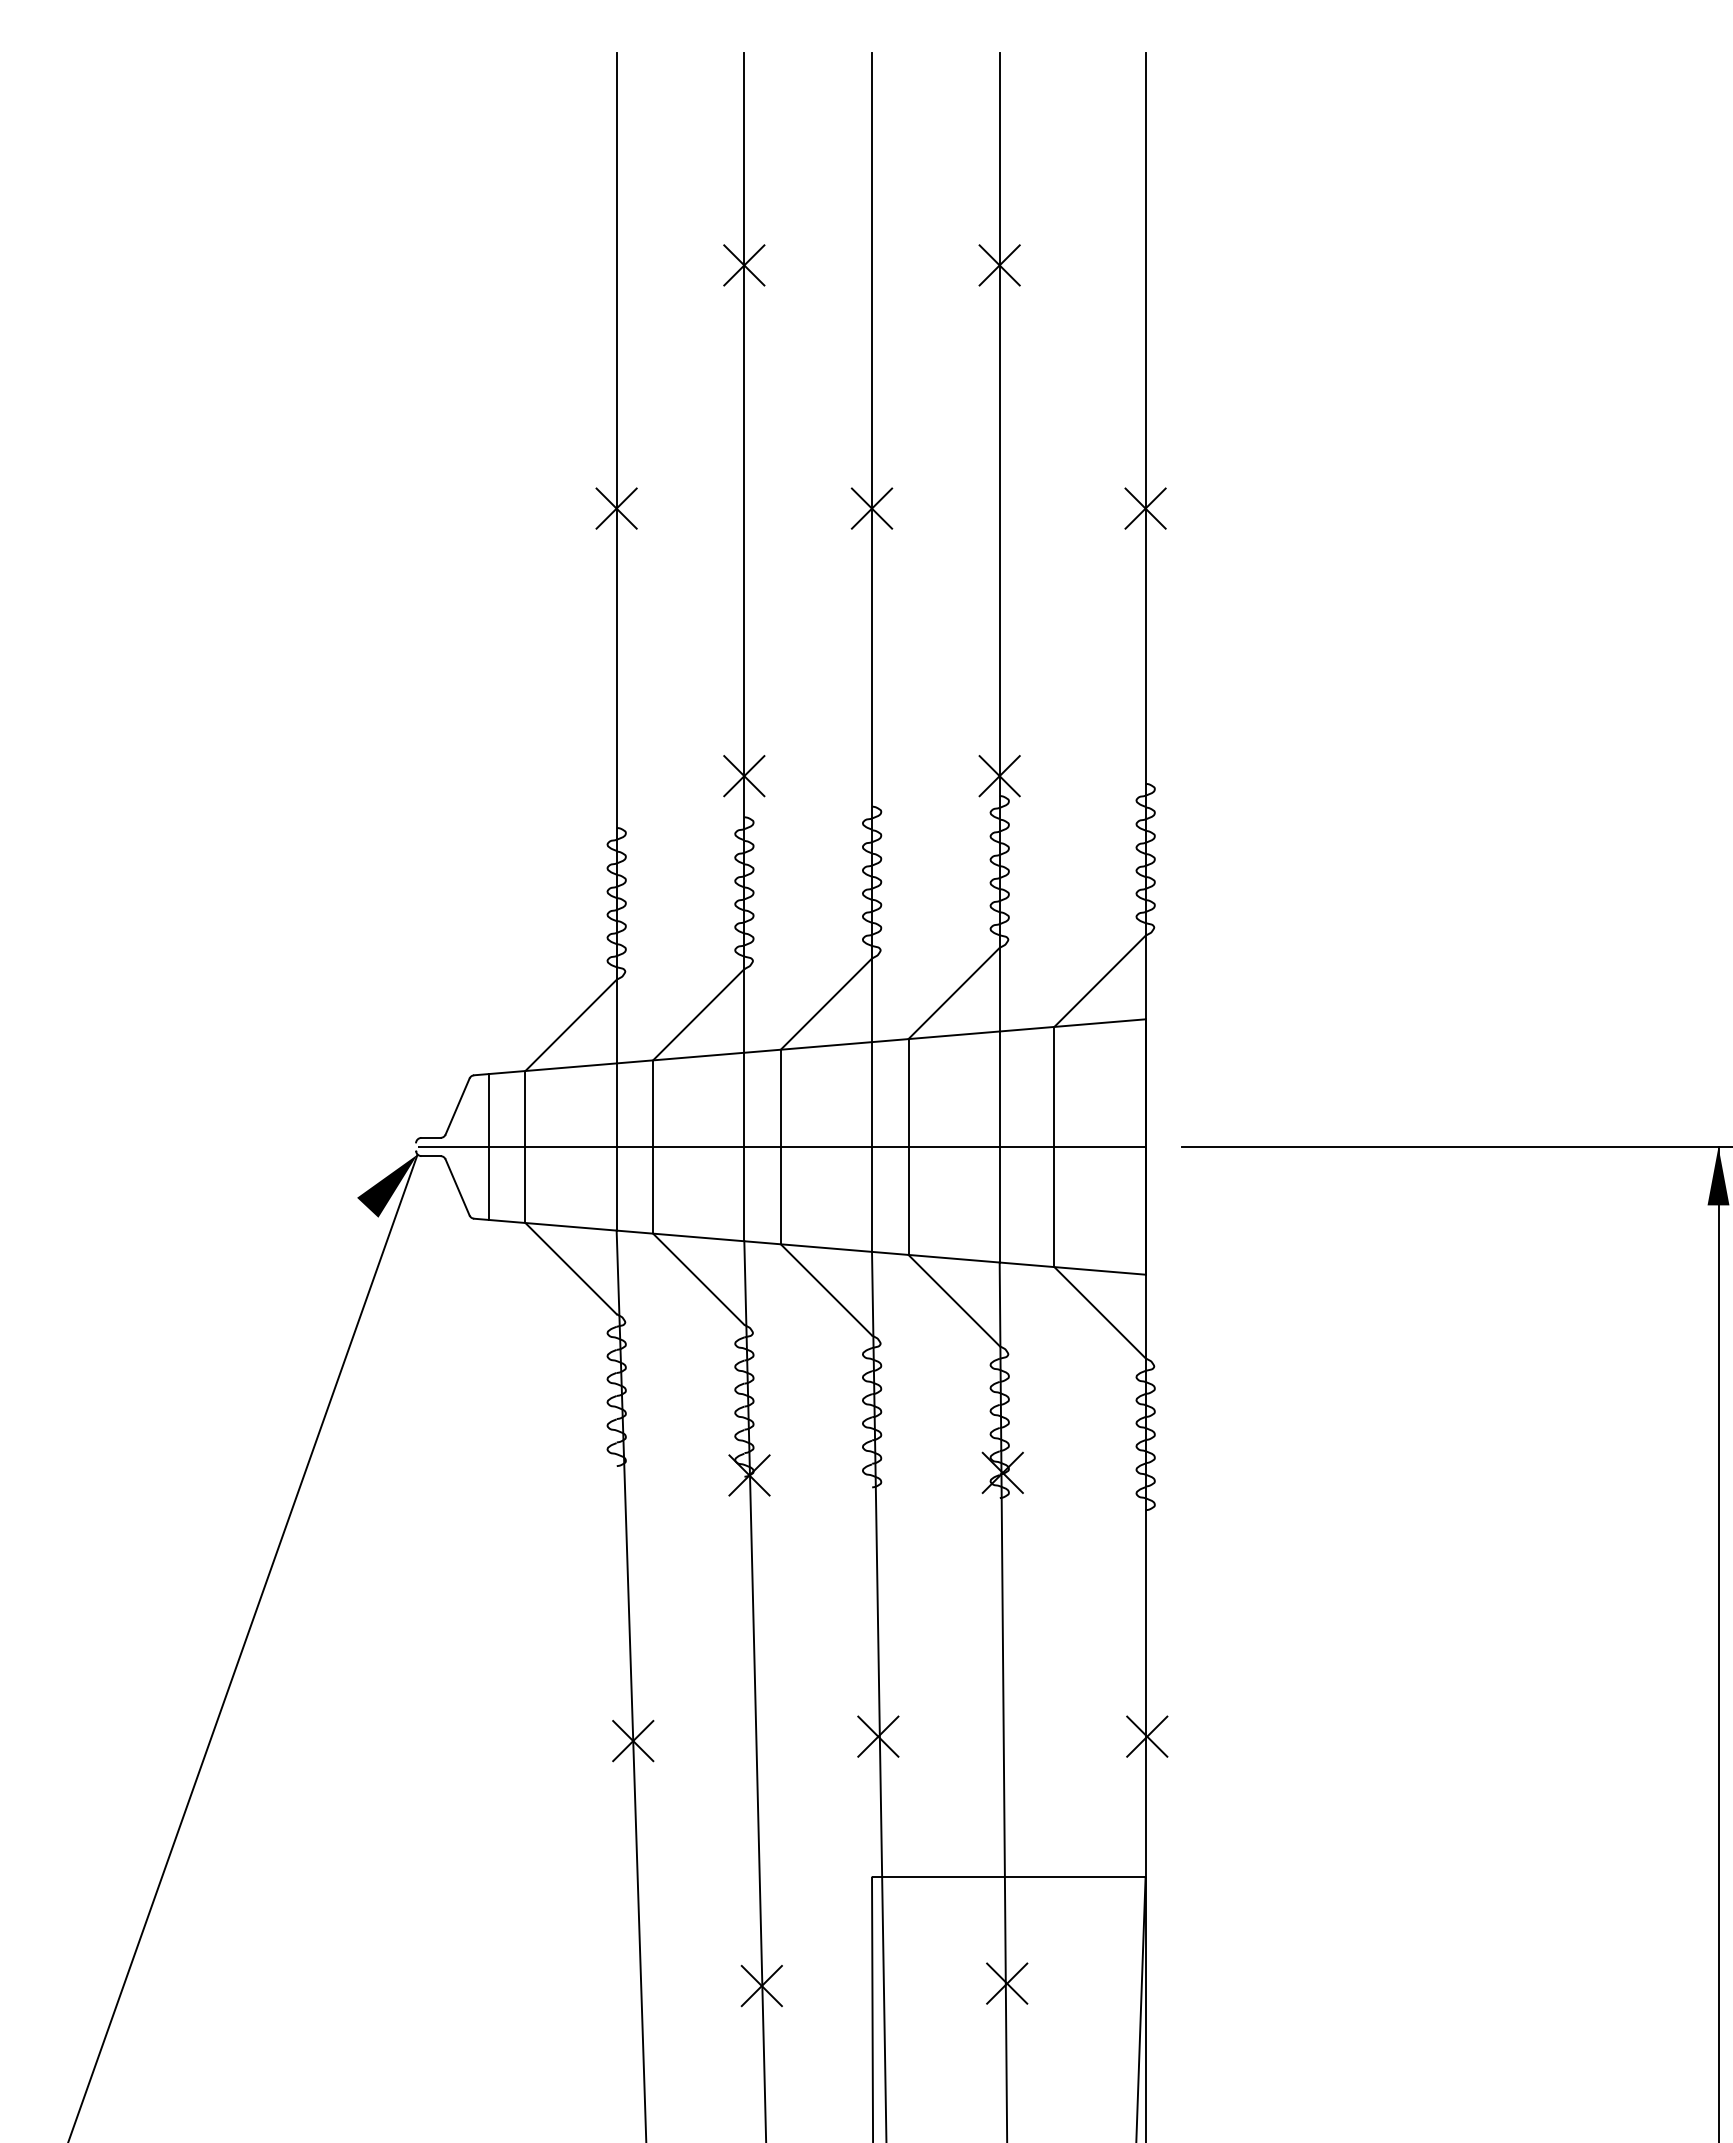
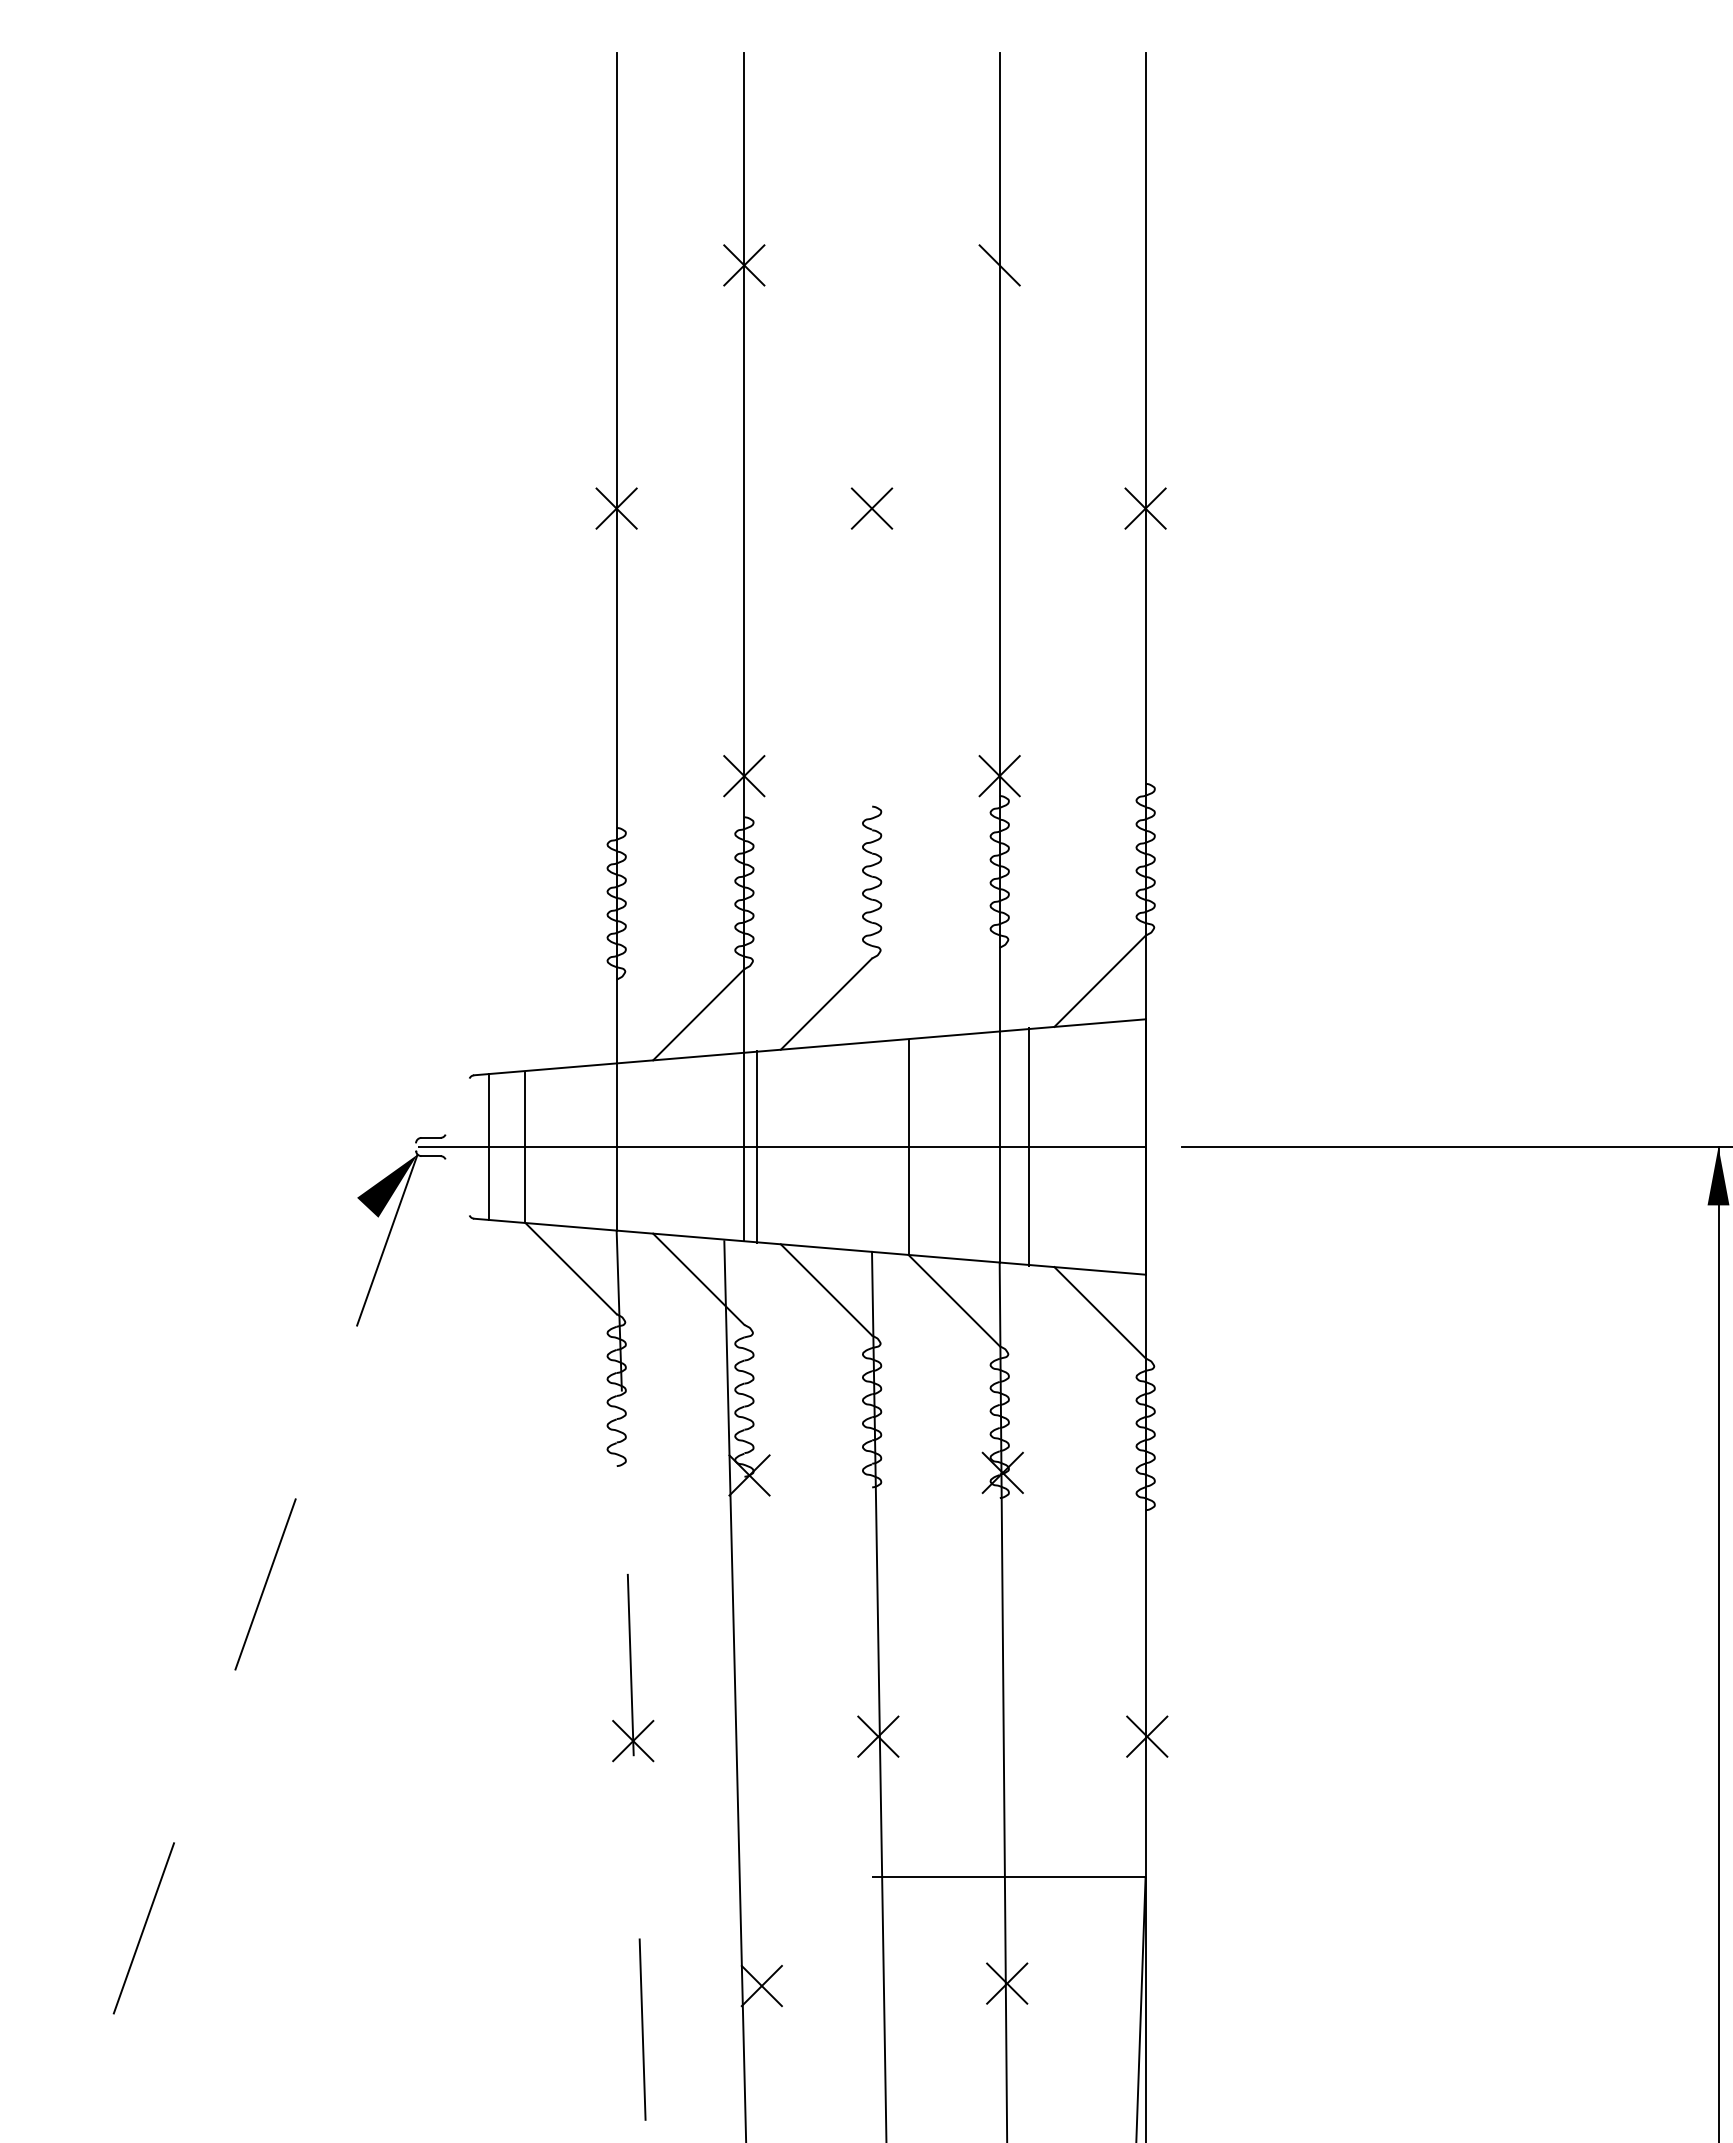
line: present -> none (999, 265)
line: present -> none (872, 651)
line: present -> none (953, 993)
line: present -> none (570, 1025)
line: present -> none (457, 1106)
line: present -> none (653, 1146)
line position: (780, 1146) -> (756, 1146) (756, 1146)
line position: (1054, 1146) -> (1029, 1146) (1029, 1146)
line: present -> none (457, 1187)
line: solid -> dashed (242, 1649)
line: solid -> dashed (631, 1686)
line position: (755, 1690) -> (735, 1690) (735, 1690)
line: present -> none (872, 2007)
